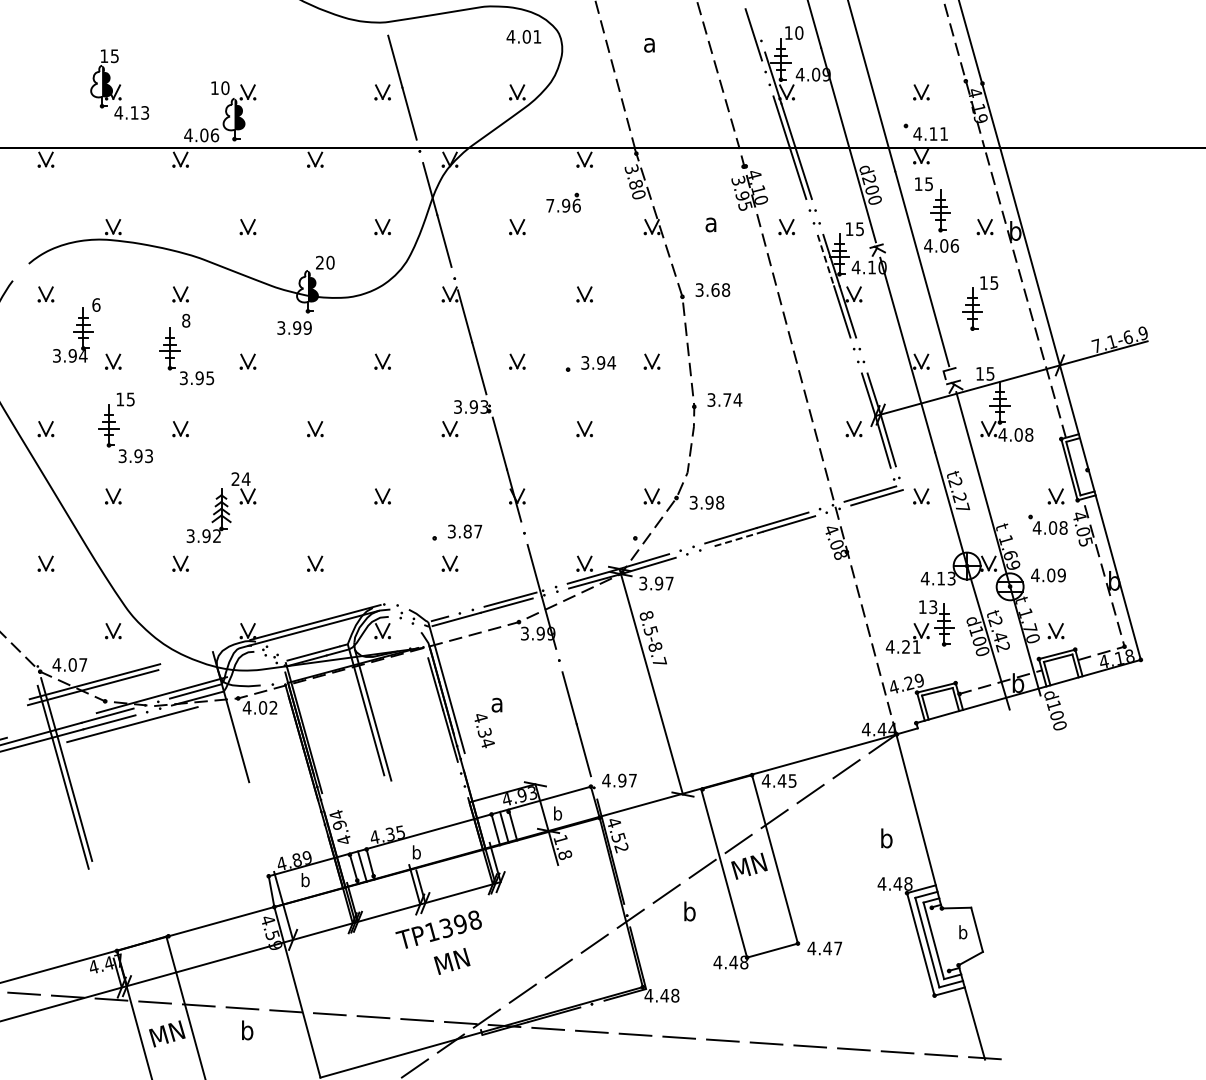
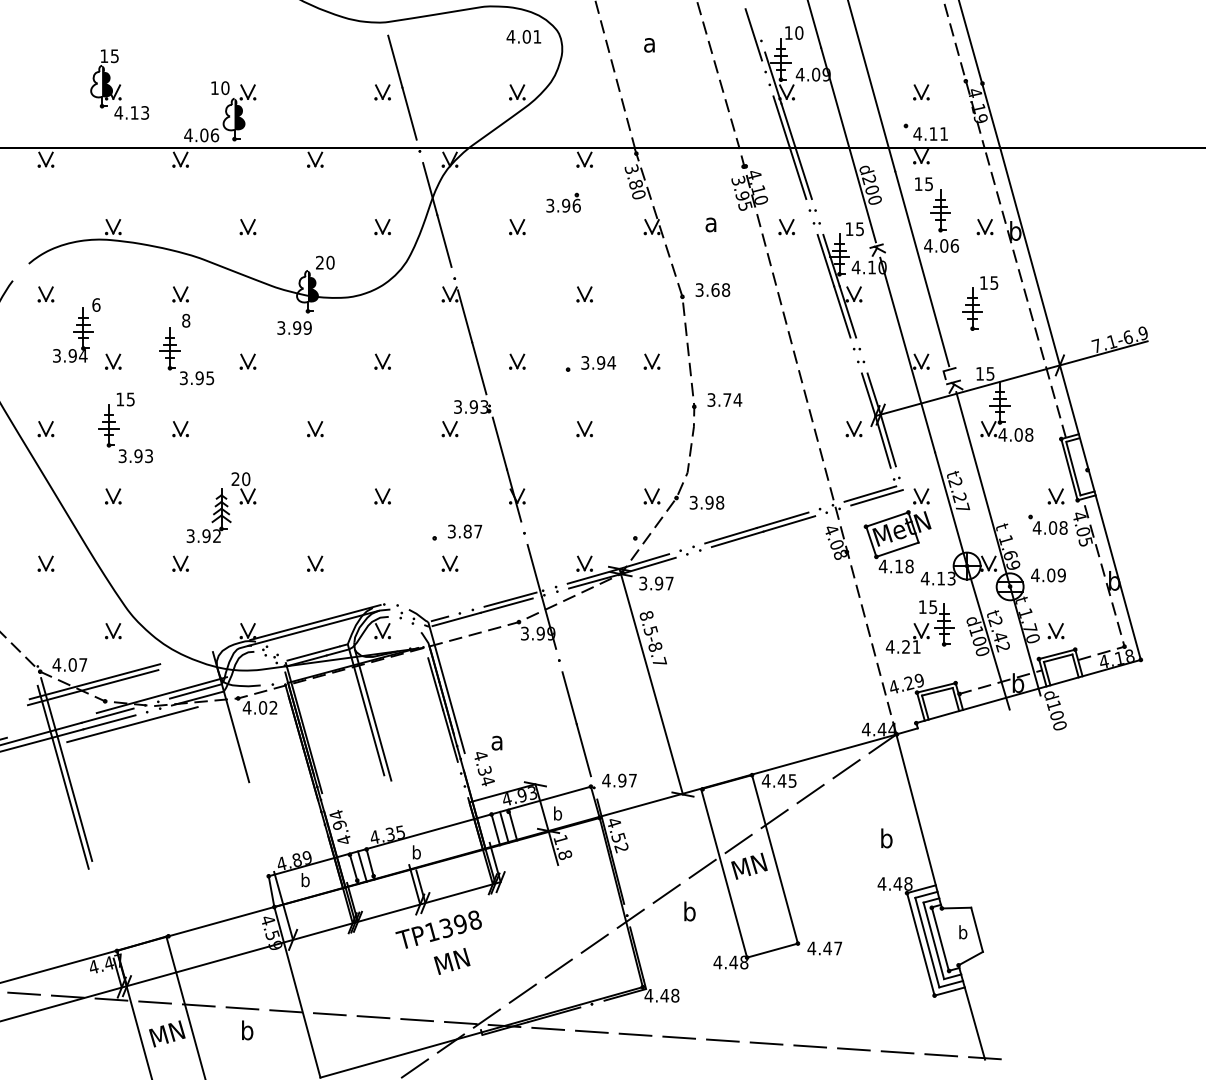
text: 7.96 -> 3.96 (550, 205)
line: dashed -> solid (825, 260)
text: 24 -> 20 (245, 479)
line: dashed -> solid (737, 539)
part: none -> present (897, 541)
text: 13 -> 15 (933, 606)
text position: (488, 722) -> (488, 760) (488, 760)
line: none -> present (939, 938)
